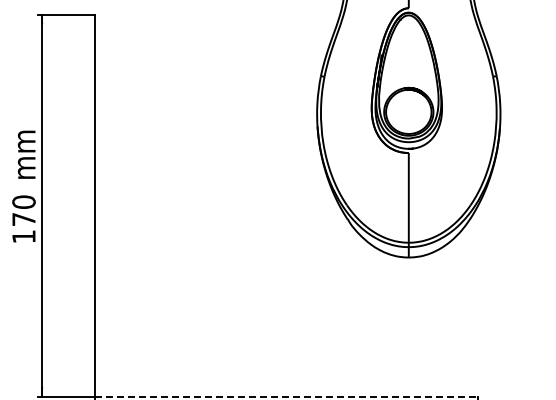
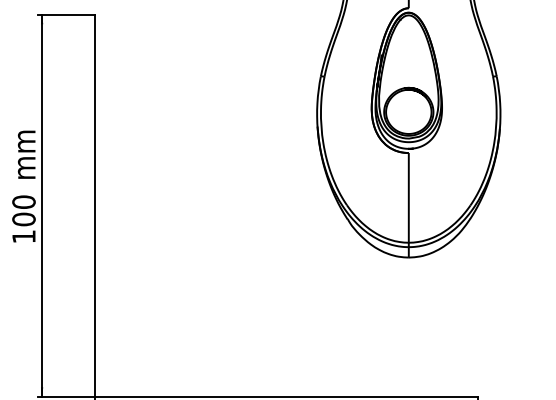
text: 170 -> 100 (23, 219)
line: dashed -> solid (286, 396)
